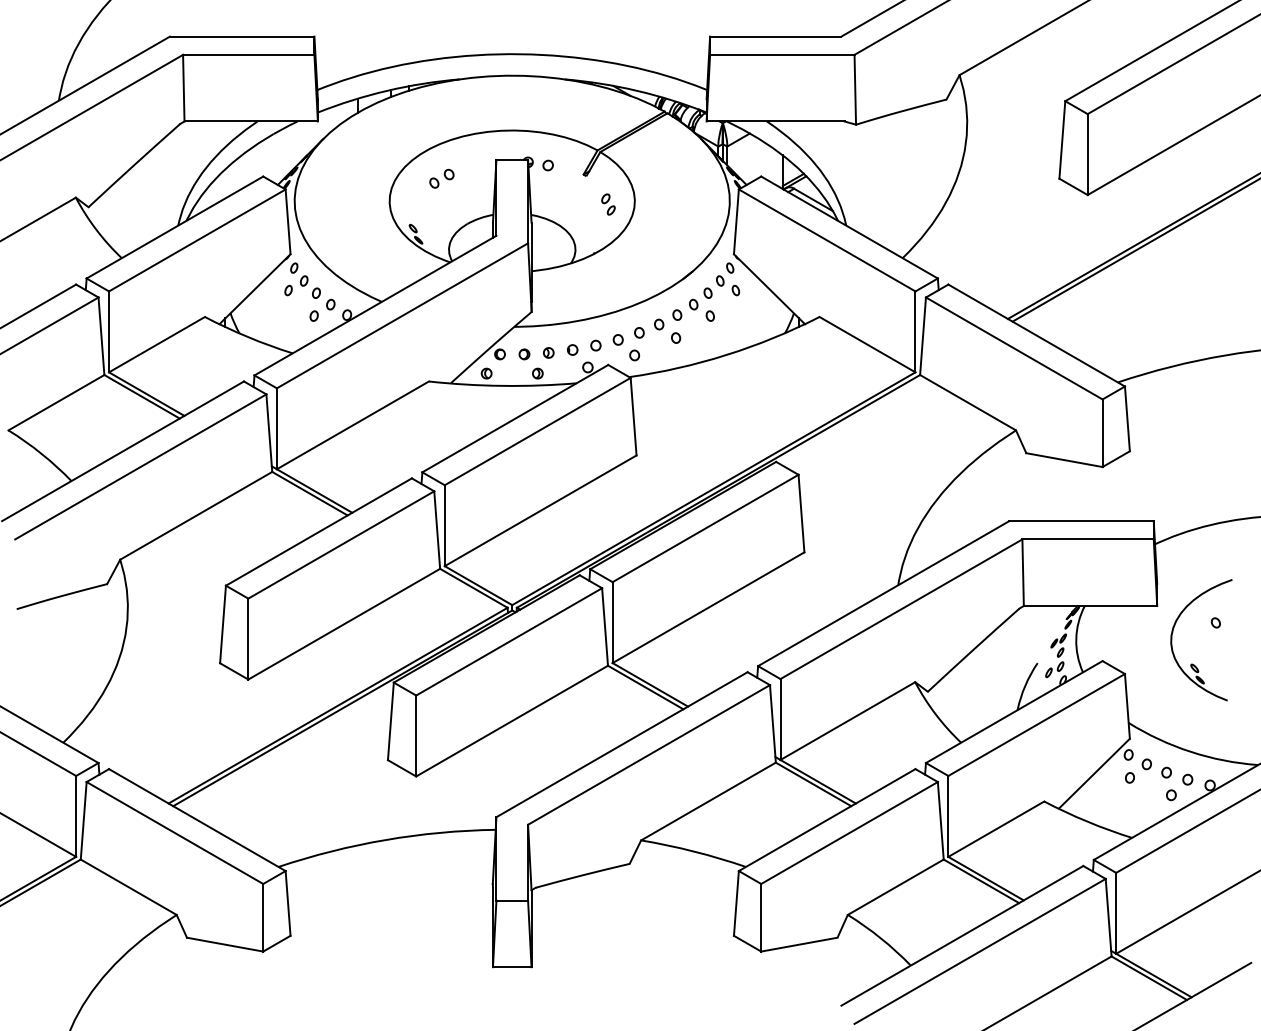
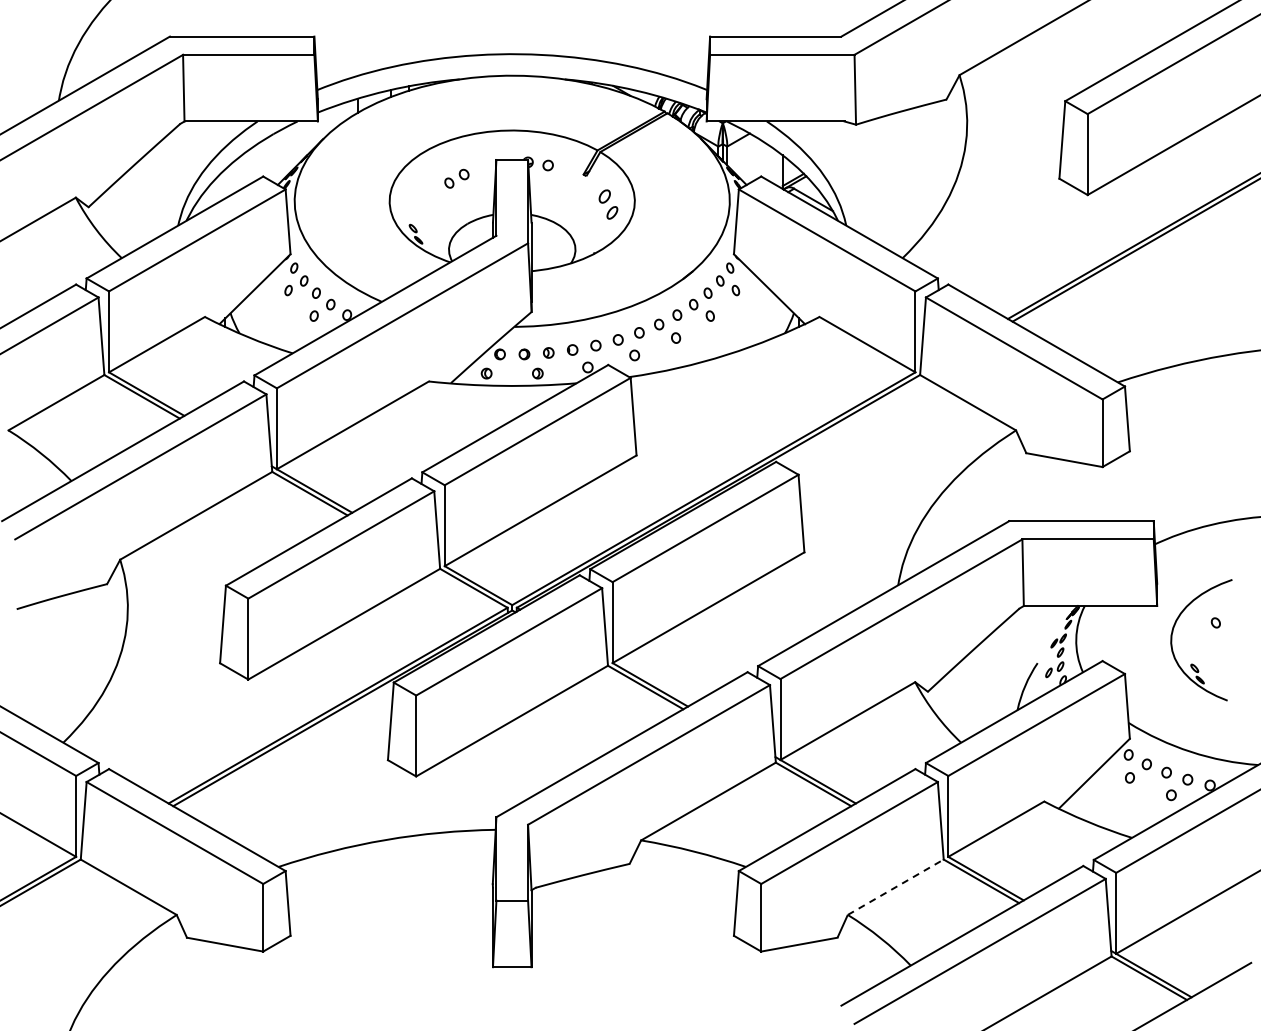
part position: (441, 178) -> (456, 178) (456, 178)
part size: 15x23 px -> 21x31 px (608, 204)
line: solid -> dashed (896, 887)
